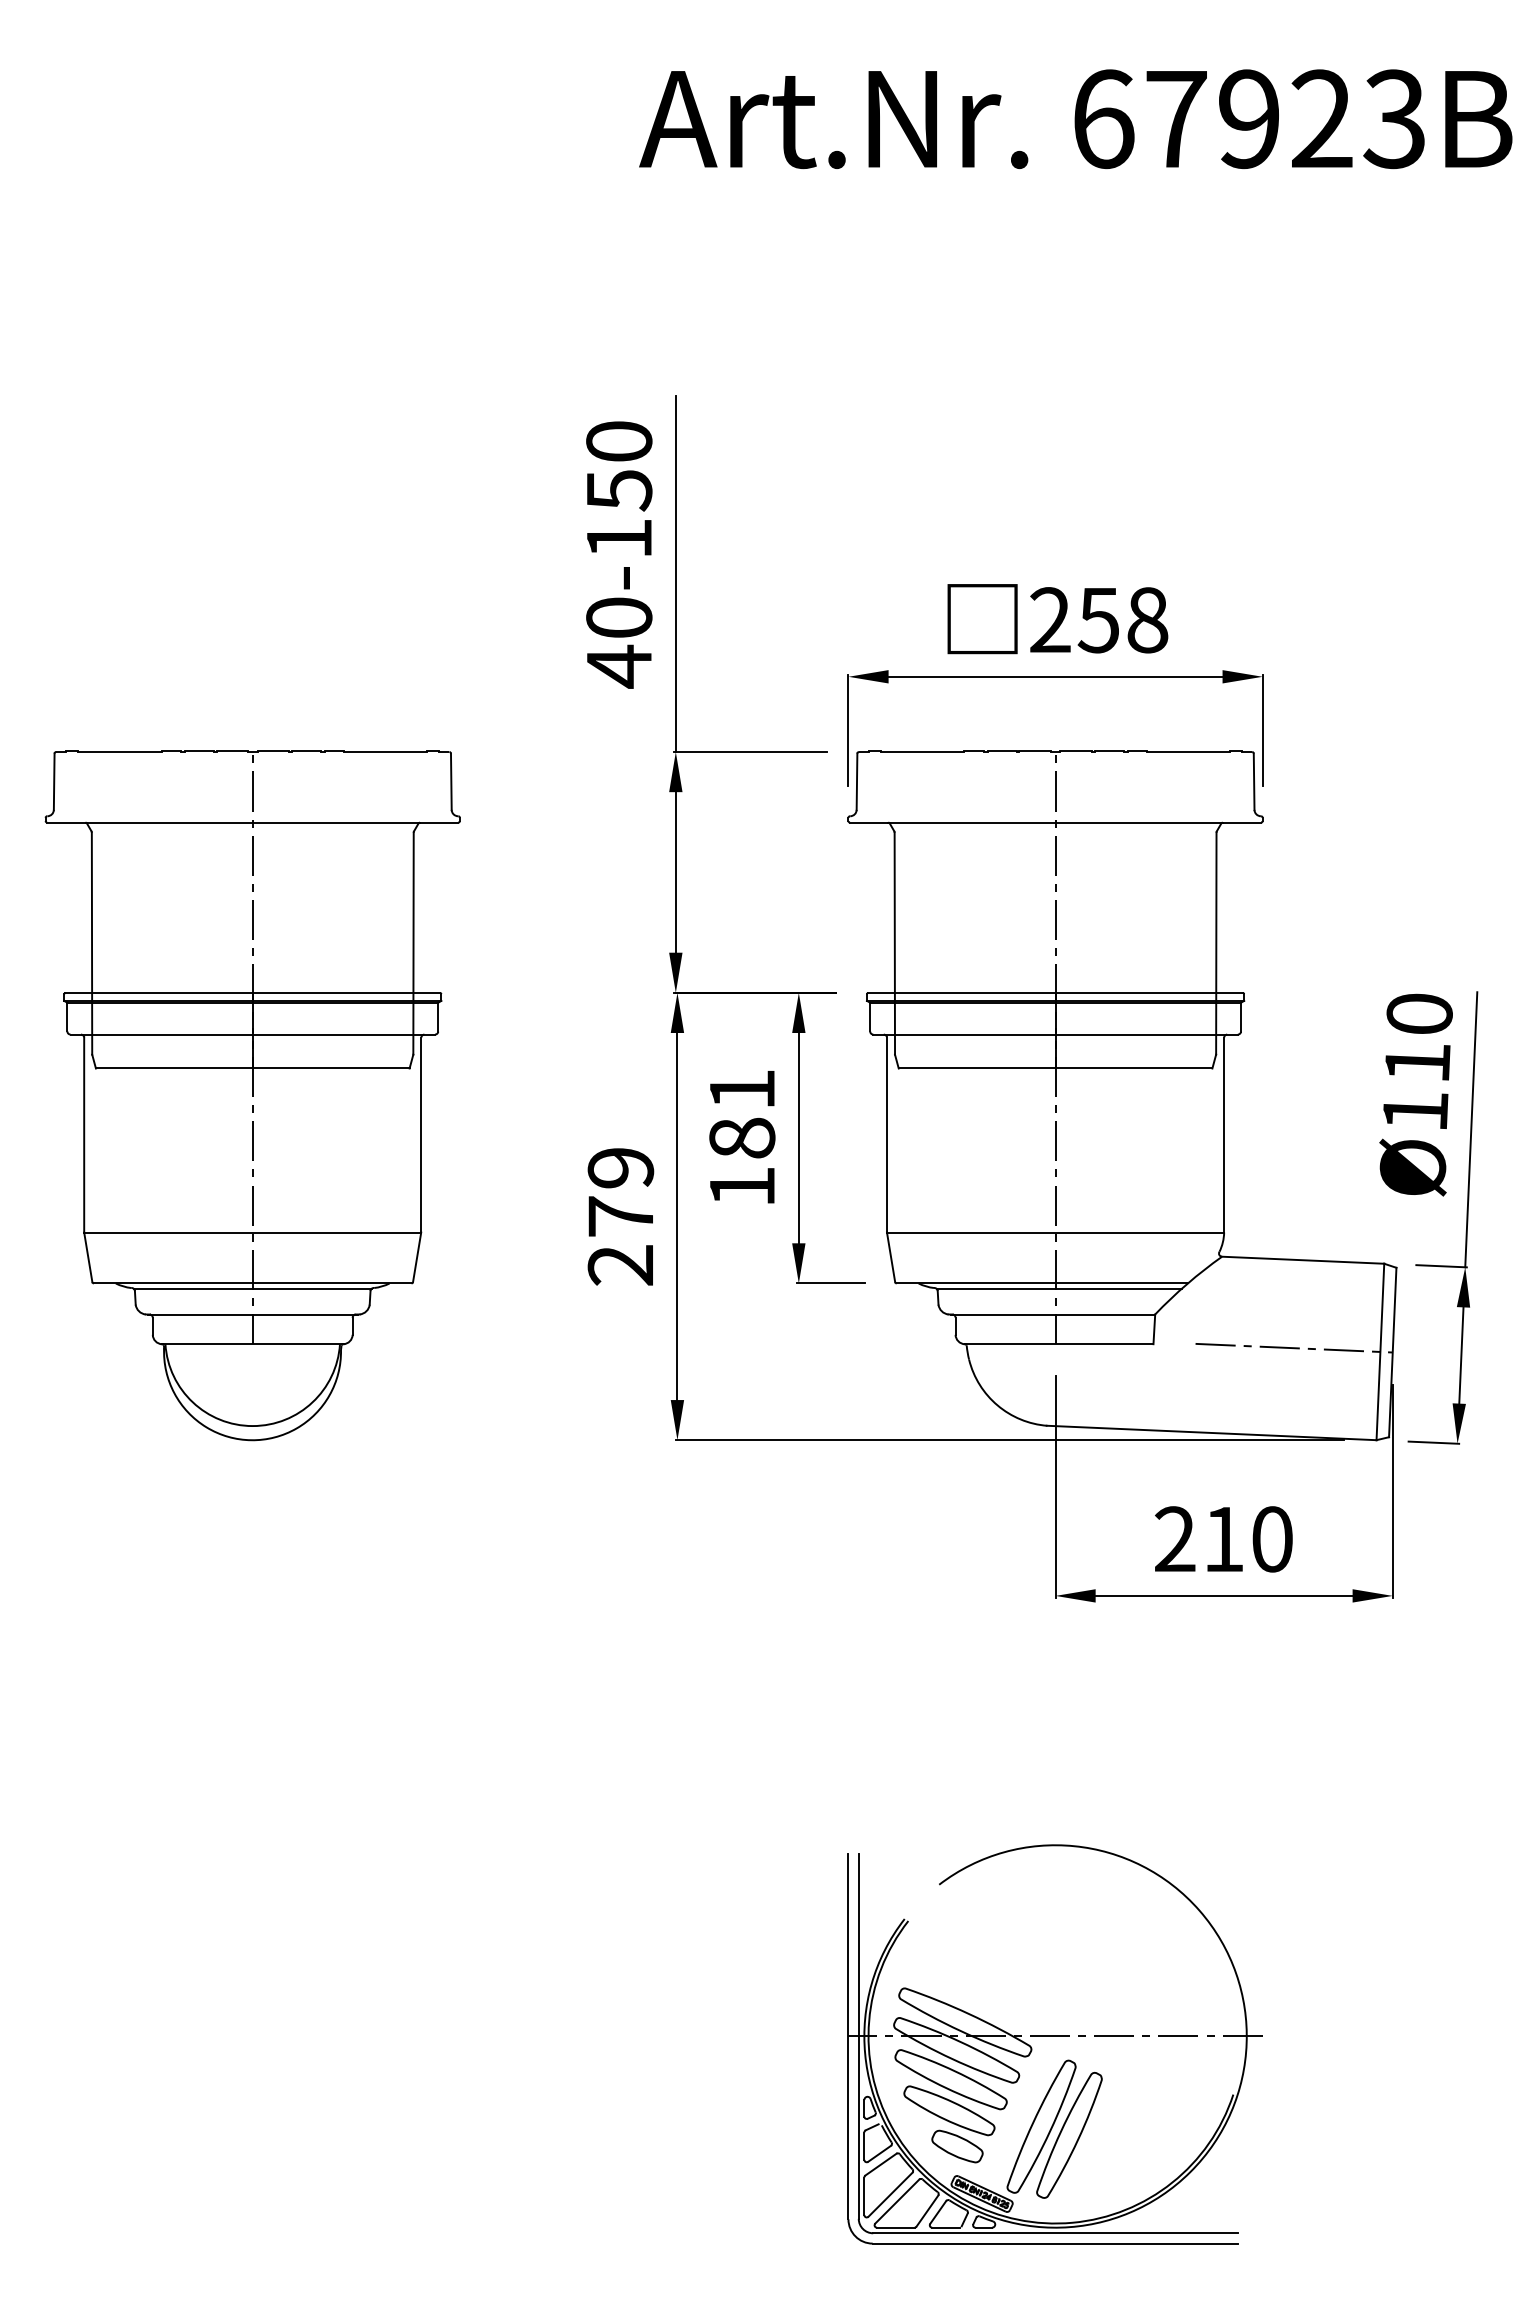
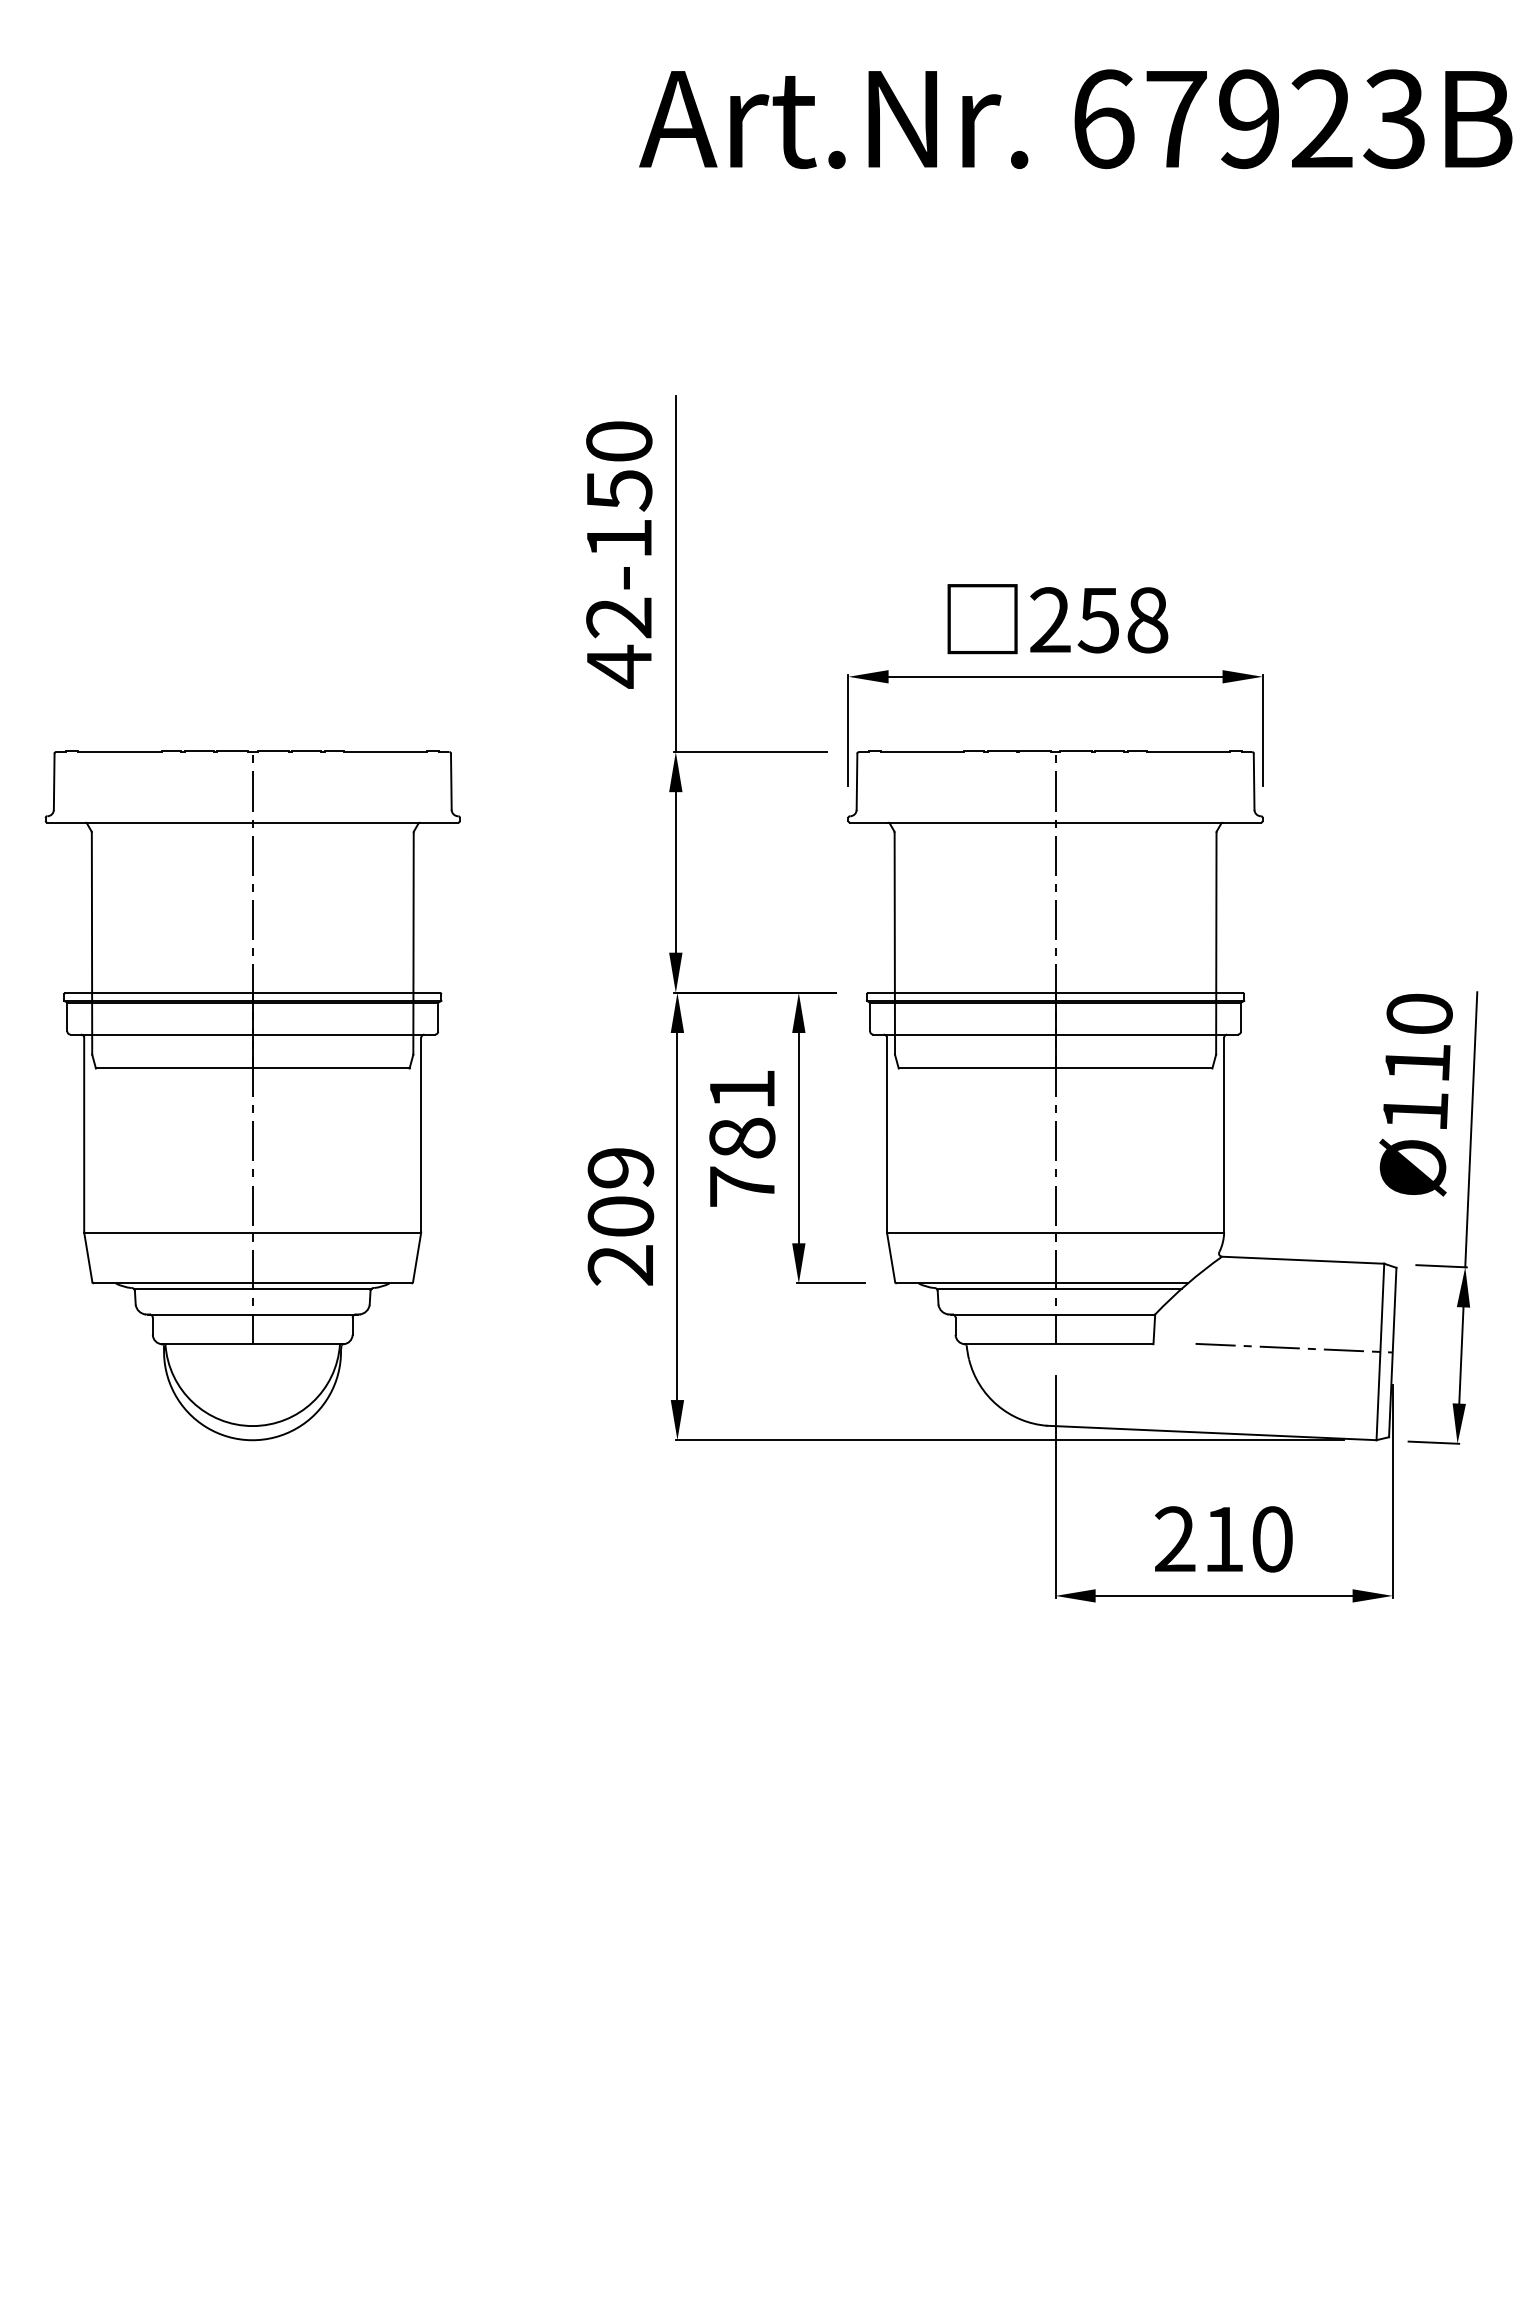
text: 40-150 -> 42-150 (619, 617)
text: 181 -> 781 (742, 1186)
text: 279 -> 209 (620, 1216)
part: present -> none (1054, 2036)
